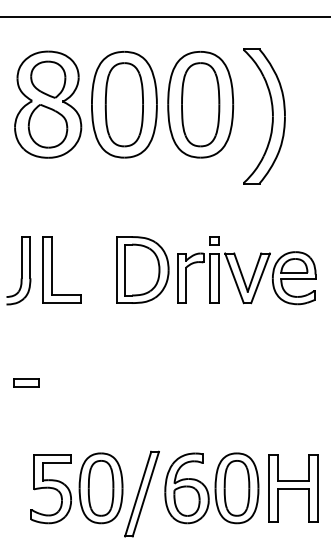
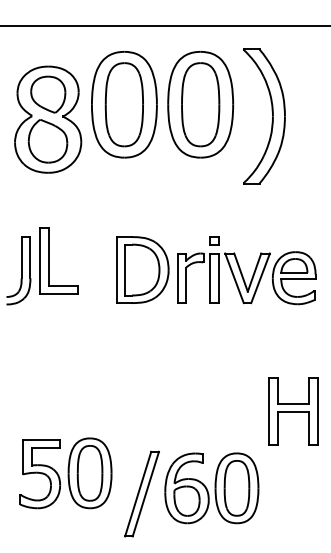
line position: (164, 16) -> (164, 25) (164, 25)
part position: (48, 104) -> (48, 119) (48, 119)
part position: (52, 269) -> (49, 260) (49, 260)
part: present -> none (26, 382)
part position: (76, 488) -> (65, 473) (65, 473)
part position: (293, 488) -> (293, 411) (293, 411)
